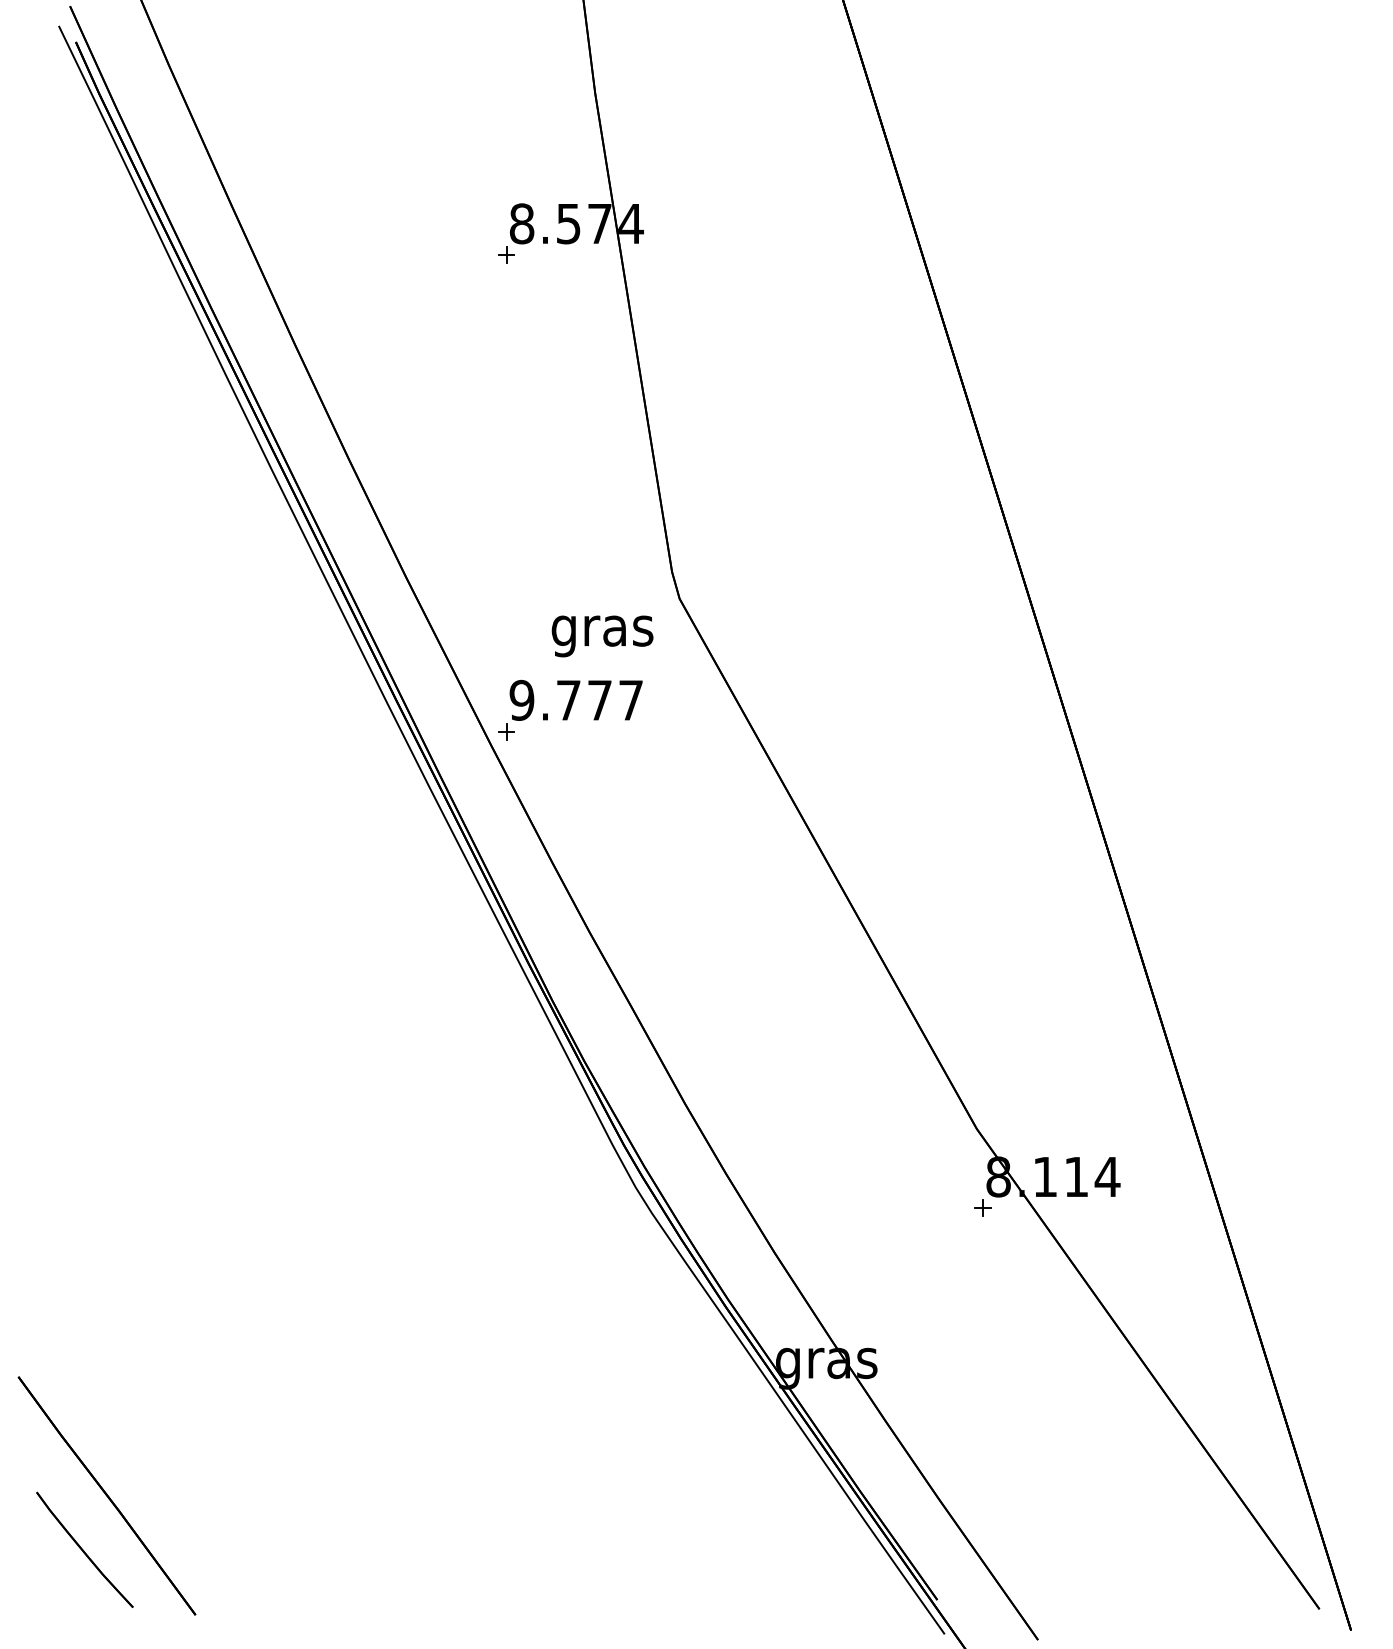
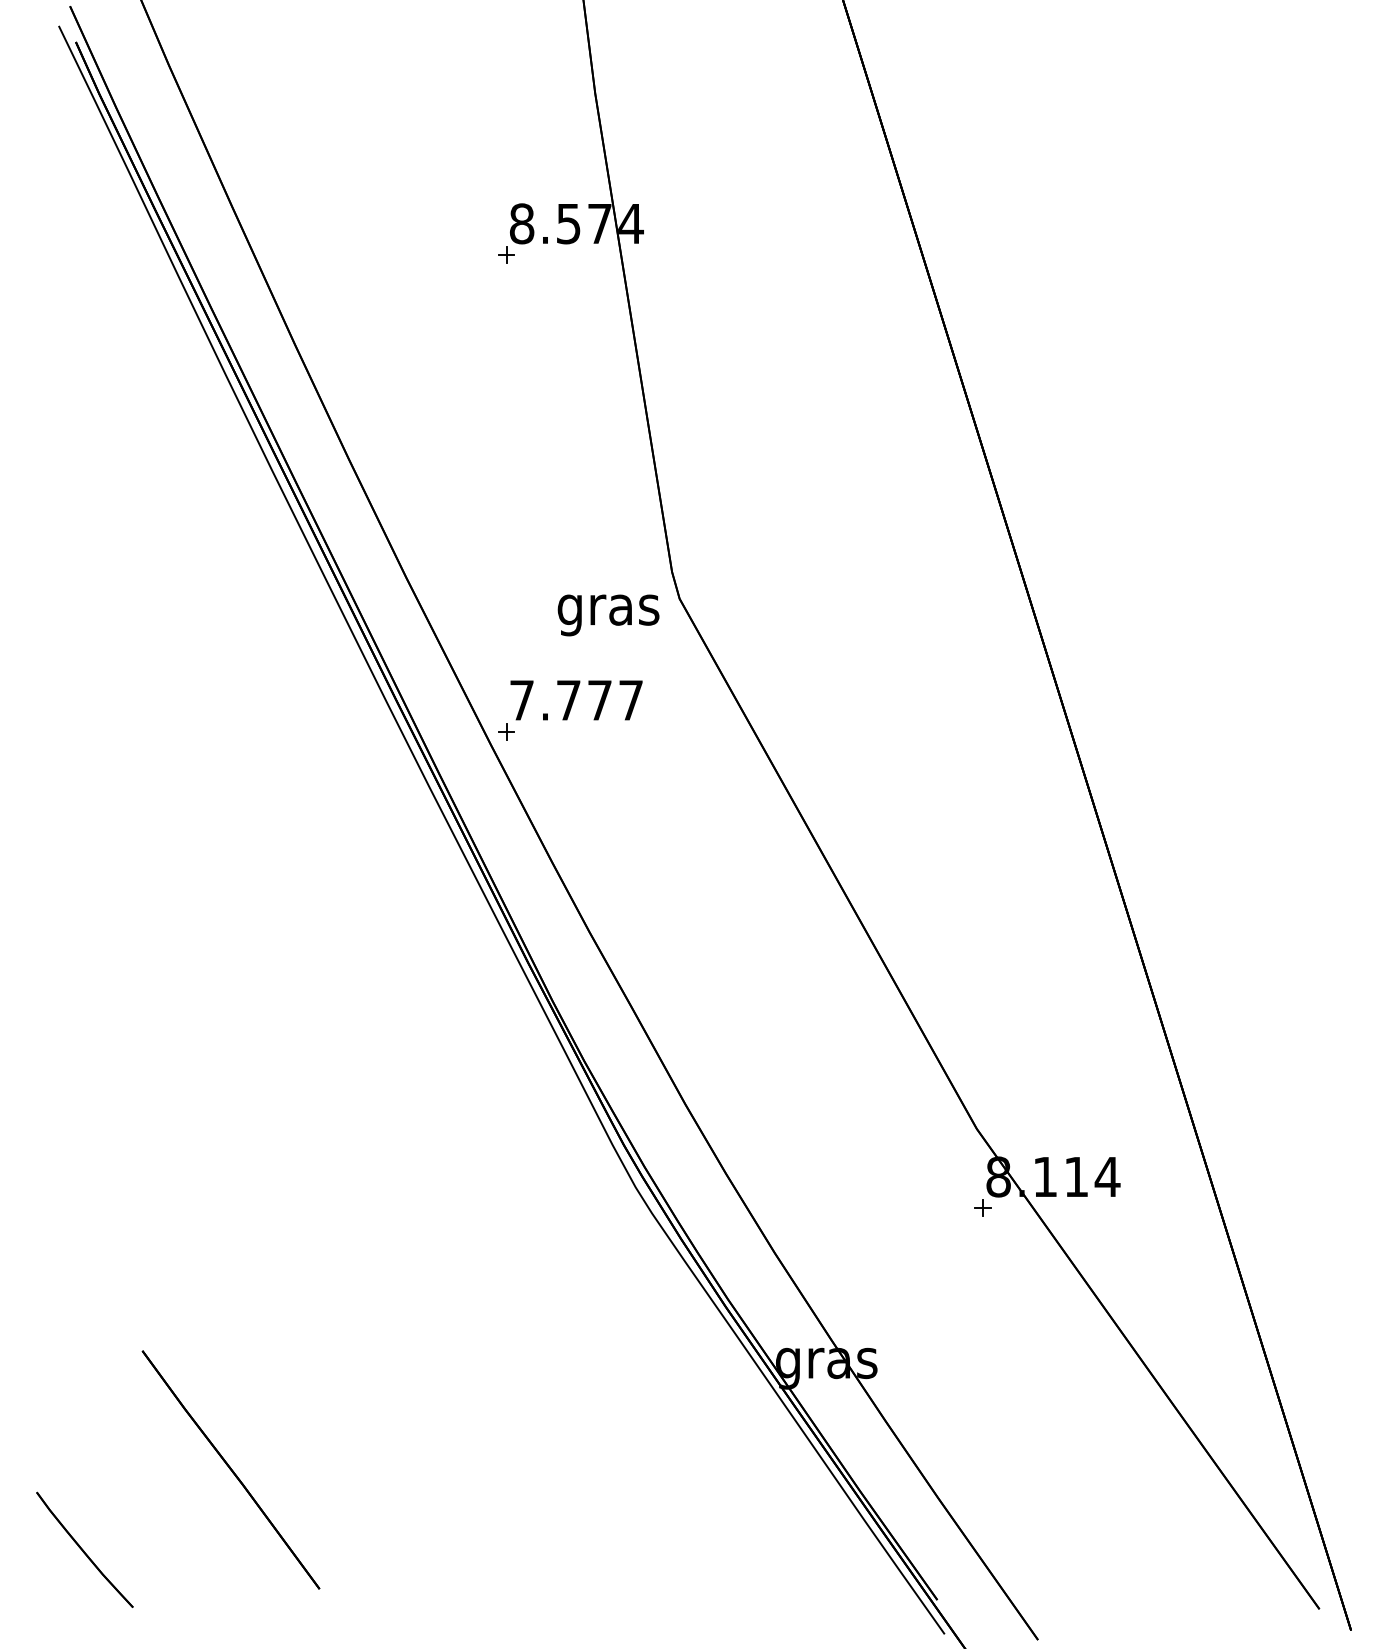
text position: (602, 636) -> (608, 615) (608, 615)
text: 9.777 -> 7.777 (521, 699)
line position: (106, 1495) -> (230, 1469) (230, 1469)
